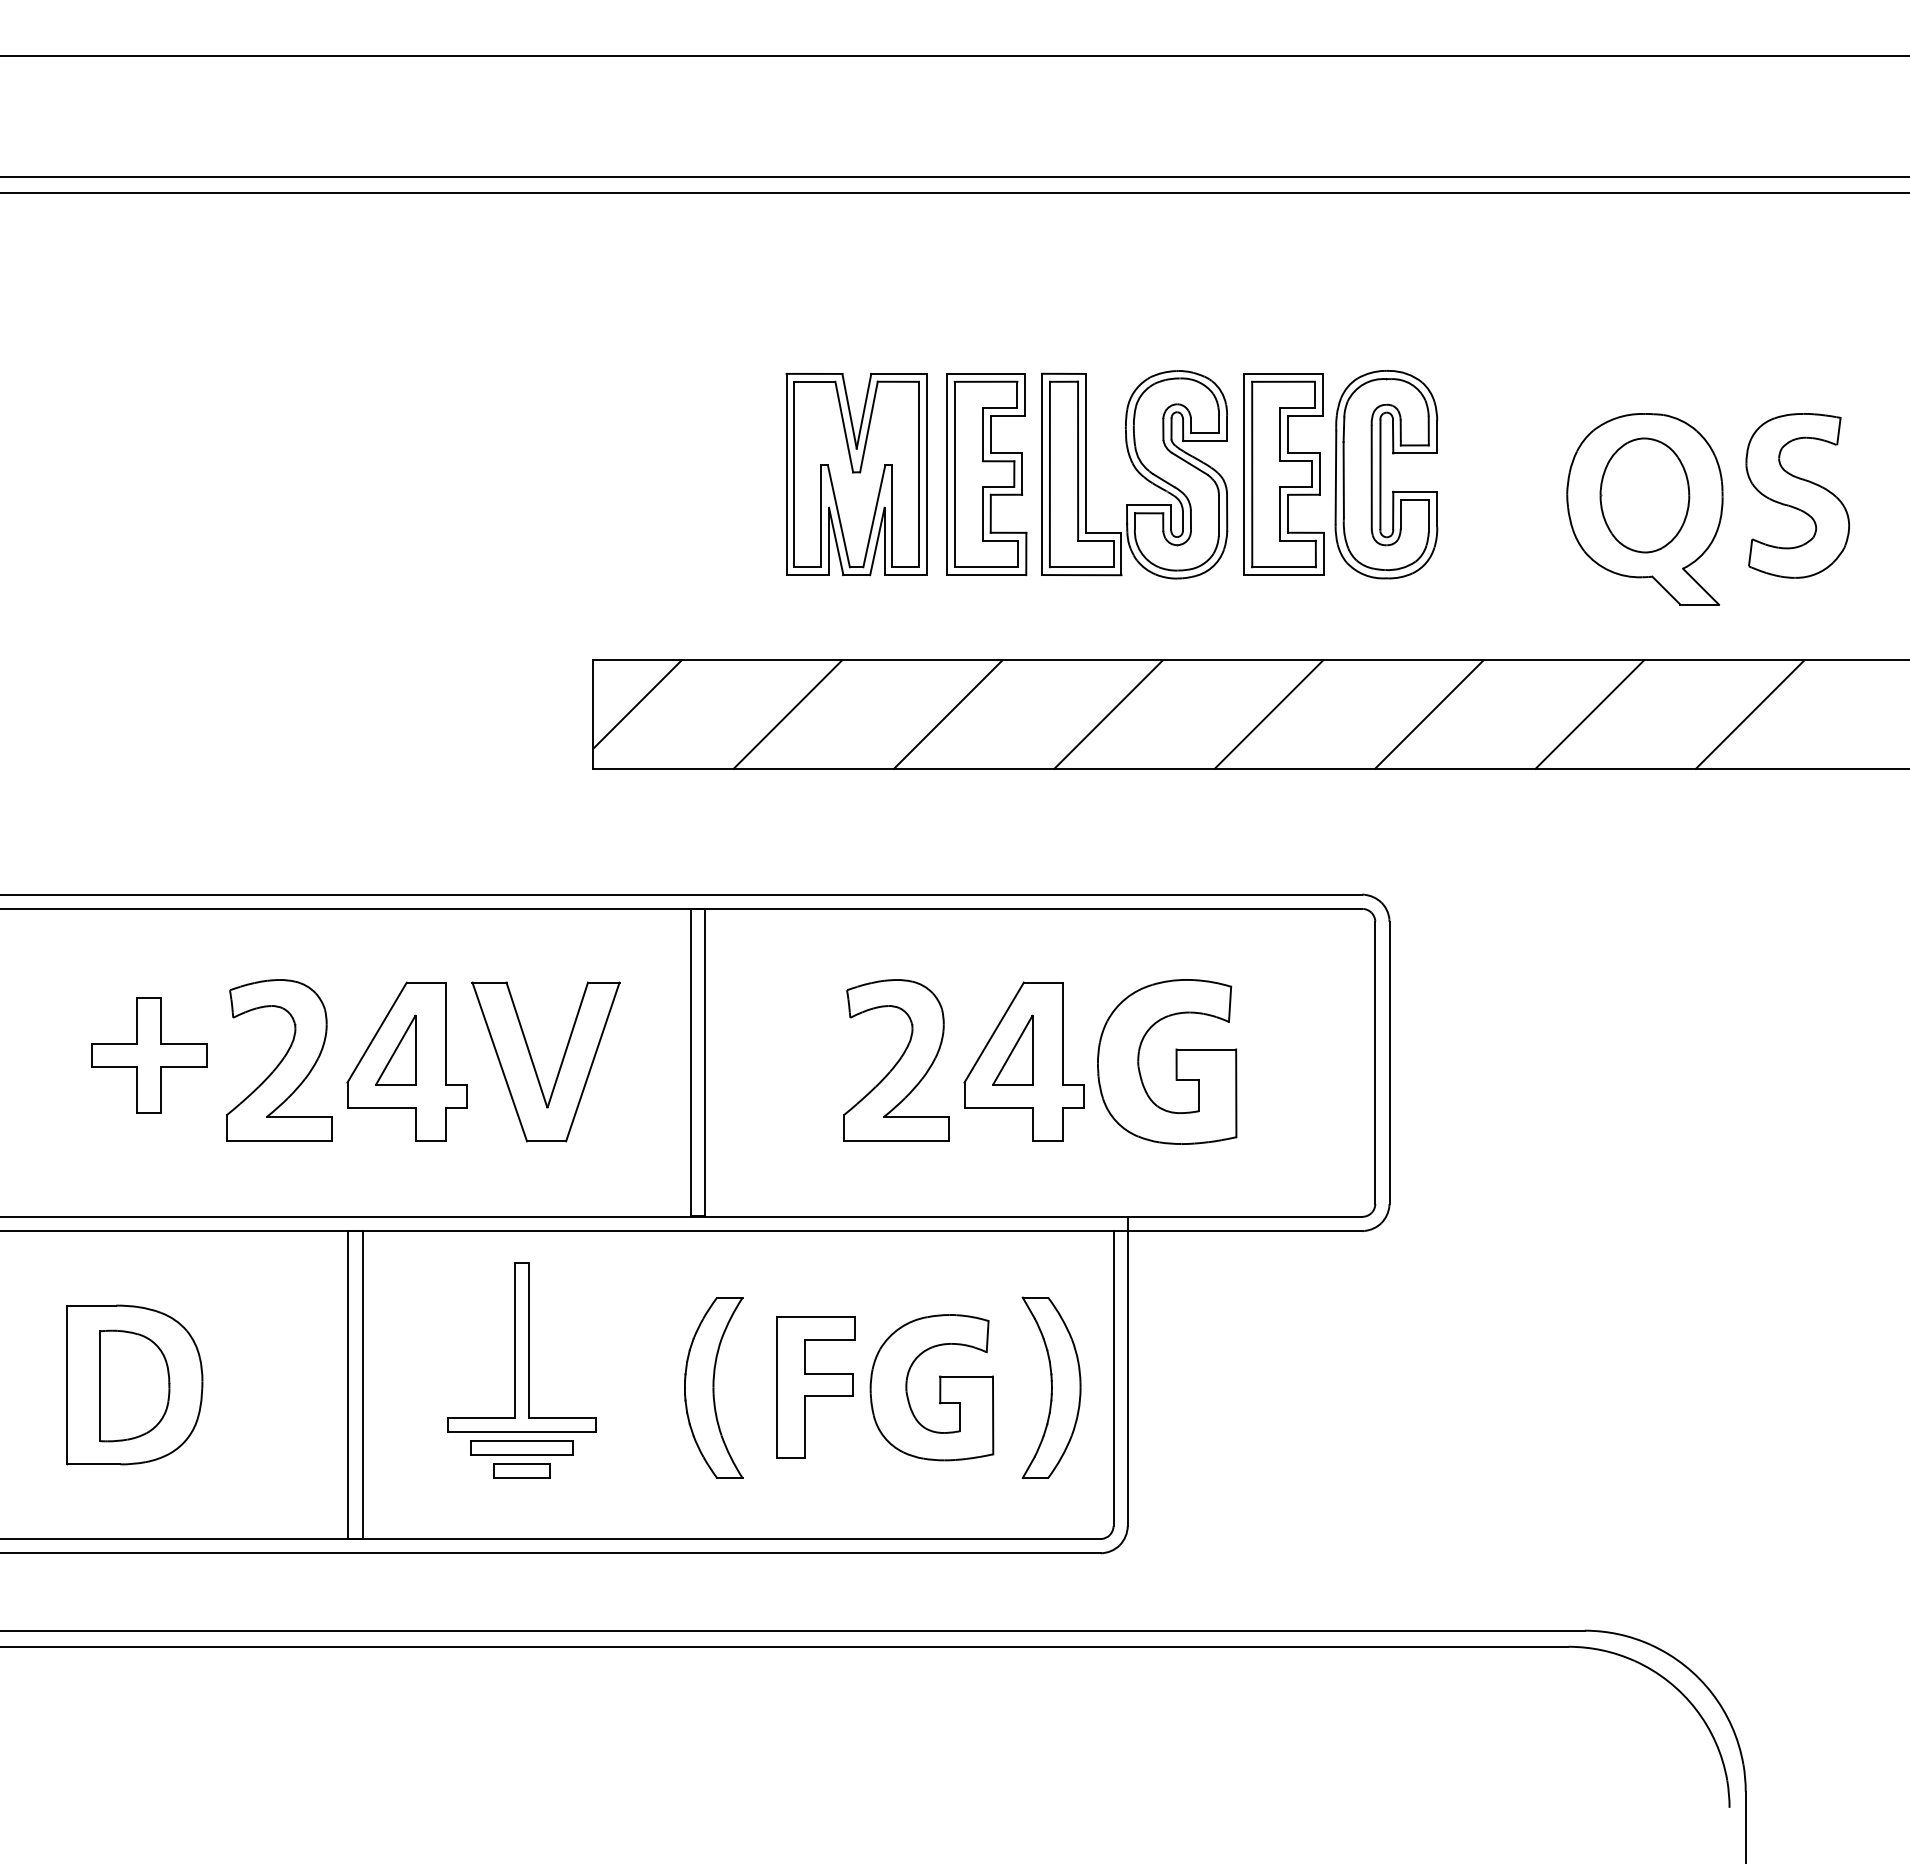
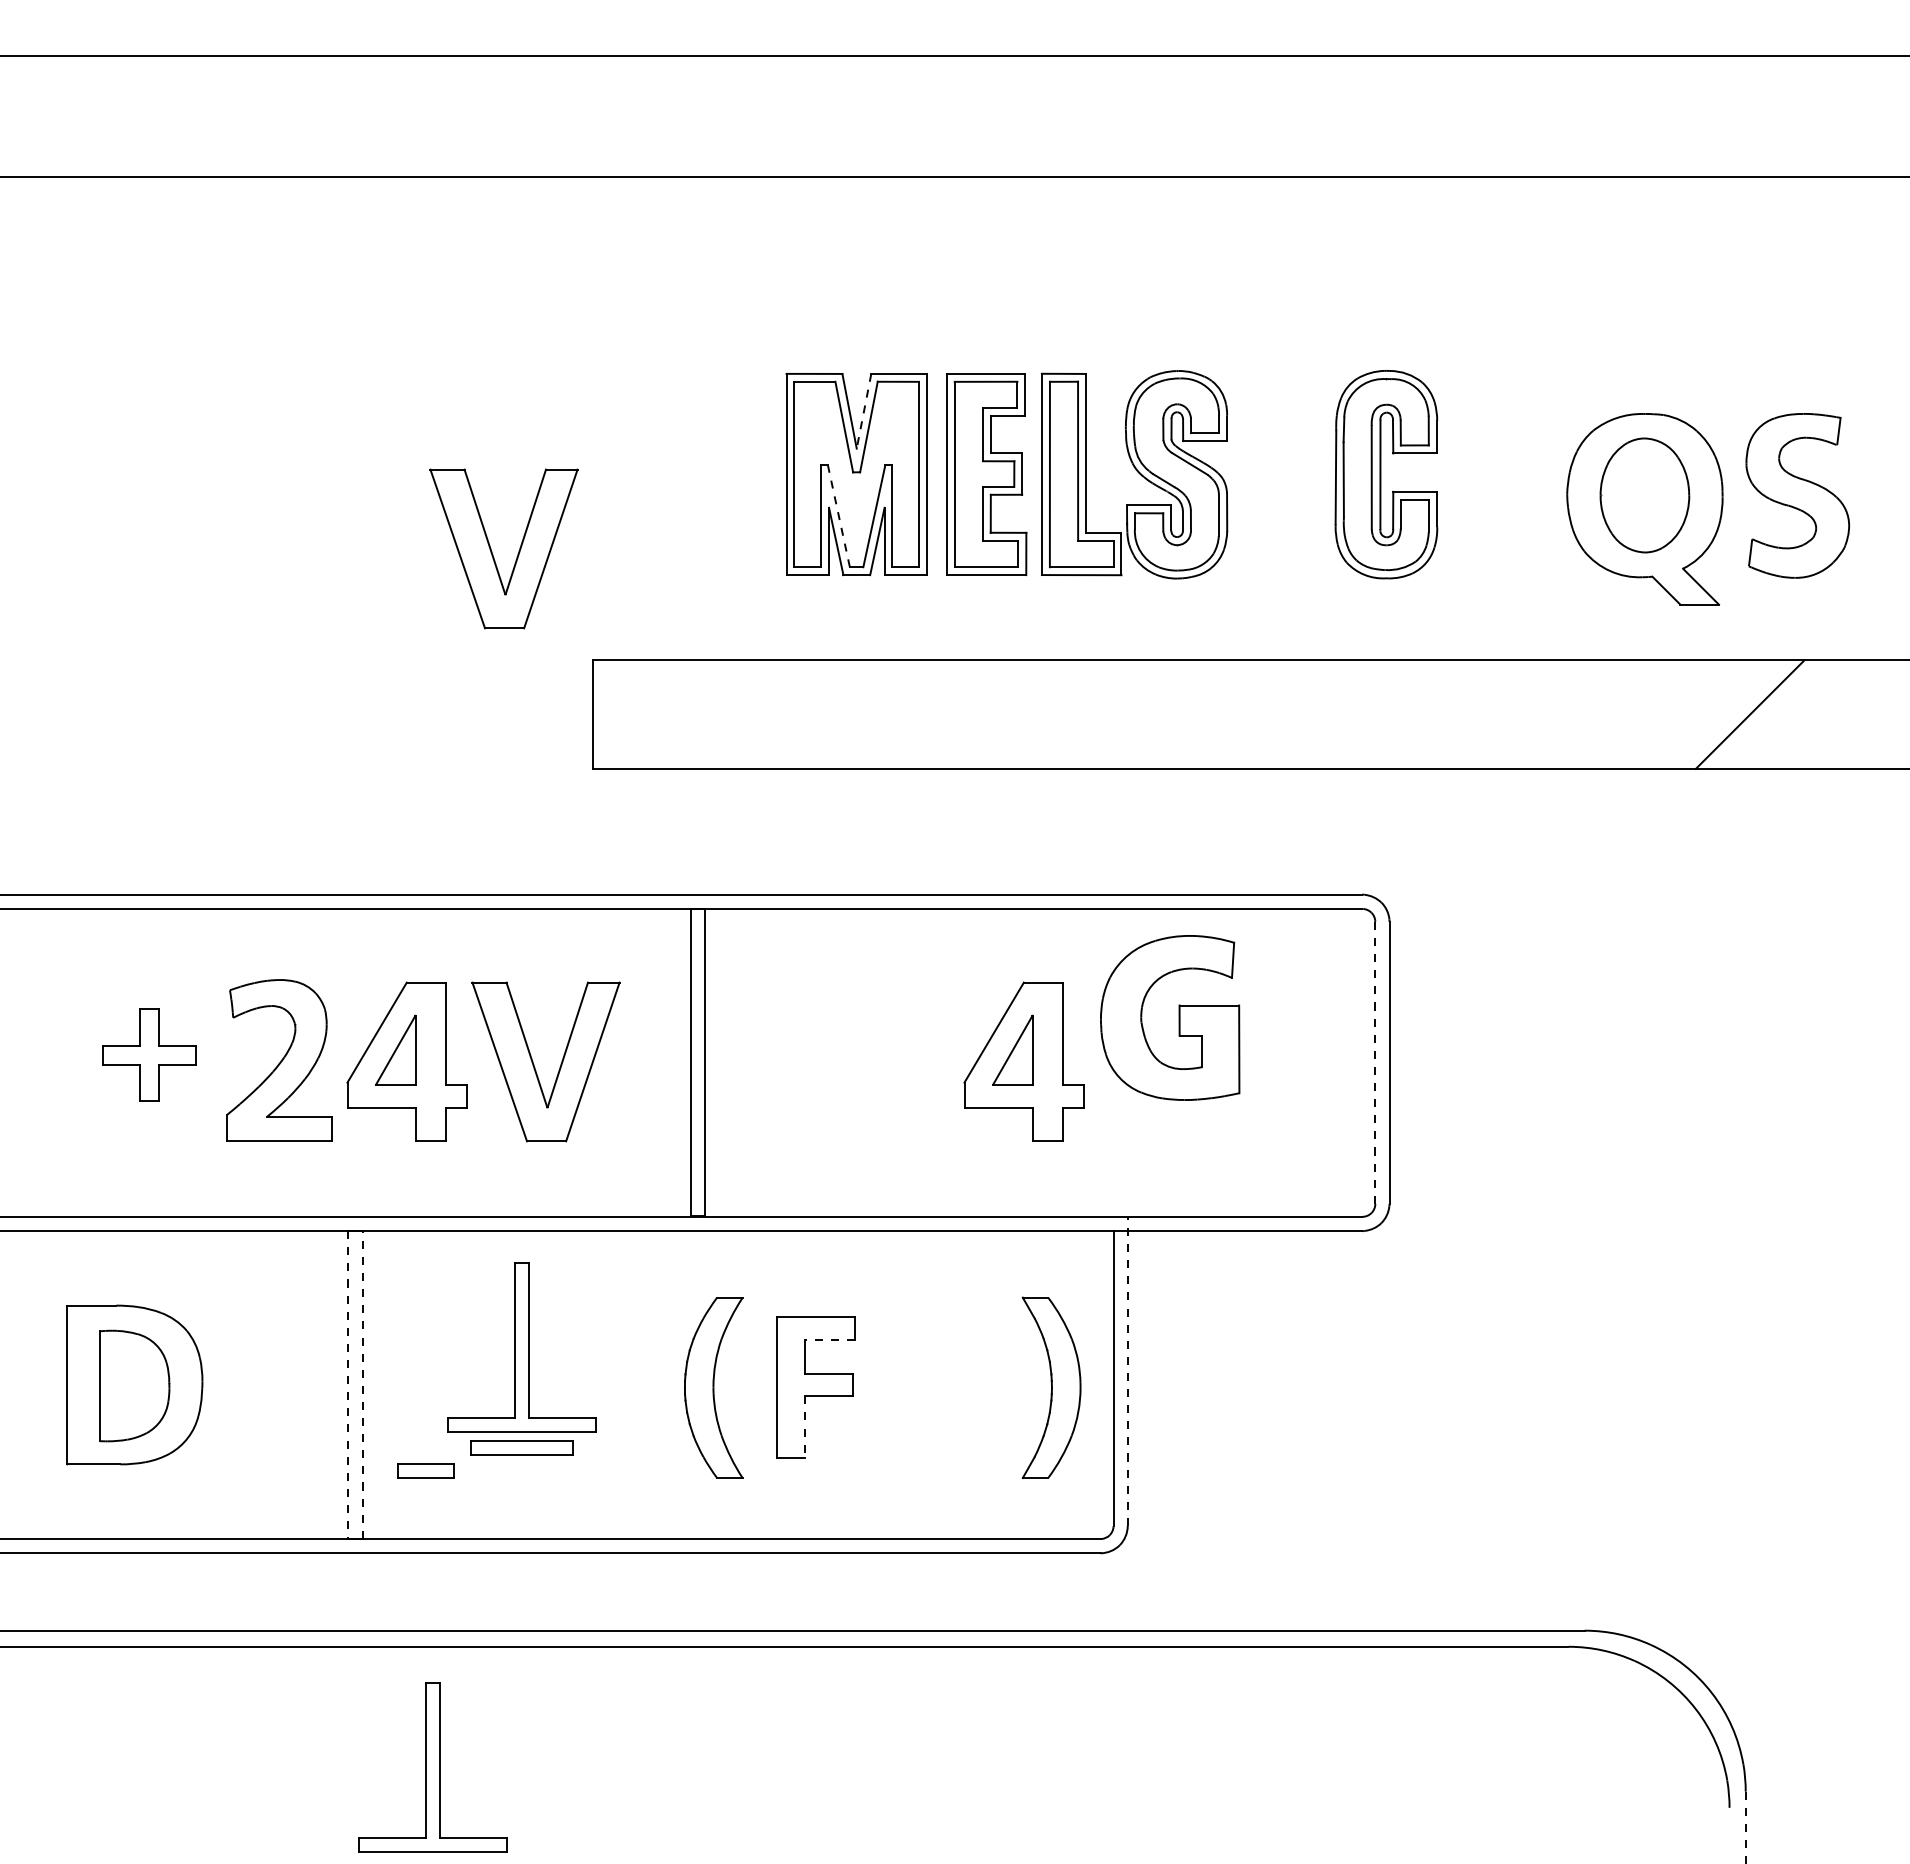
line: present -> none (954, 193)
line: solid -> dashed (863, 411)
part: present -> none (1283, 474)
line: solid -> dashed (838, 515)
part: none -> present (492, 551)
line: present -> none (637, 704)
line: present -> none (787, 714)
line: present -> none (947, 714)
line: present -> none (1108, 714)
line: present -> none (1268, 714)
line: present -> none (1429, 714)
line: present -> none (1589, 714)
part size: 117x117 px -> 95x94 px (149, 1054)
part: present -> none (896, 1060)
part position: (1175, 1061) -> (1178, 1017) (1178, 1017)
line: solid -> dashed (1375, 1062)
line: solid -> dashed (830, 1339)
line: solid -> dashed (1127, 1371)
line: solid -> dashed (348, 1385)
line: solid -> dashed (362, 1385)
part: present -> none (939, 1387)
line: solid -> dashed (805, 1427)
part position: (521, 1470) -> (425, 1470) (425, 1470)
part: none -> present (432, 1767)
line: solid -> dashed (1745, 1827)
